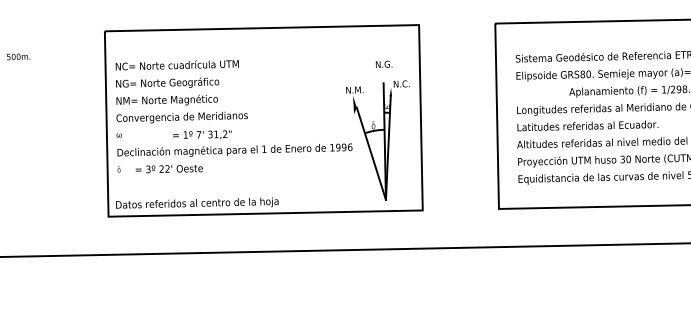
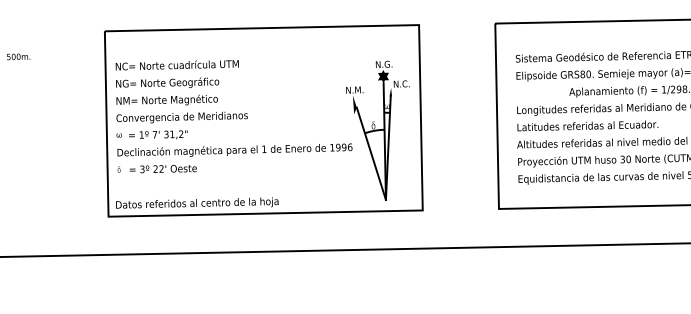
fill: none -> present (383, 76)
text position: (202, 134) -> (158, 134) (158, 134)
text position: (168, 169) -> (162, 169) (162, 169)
